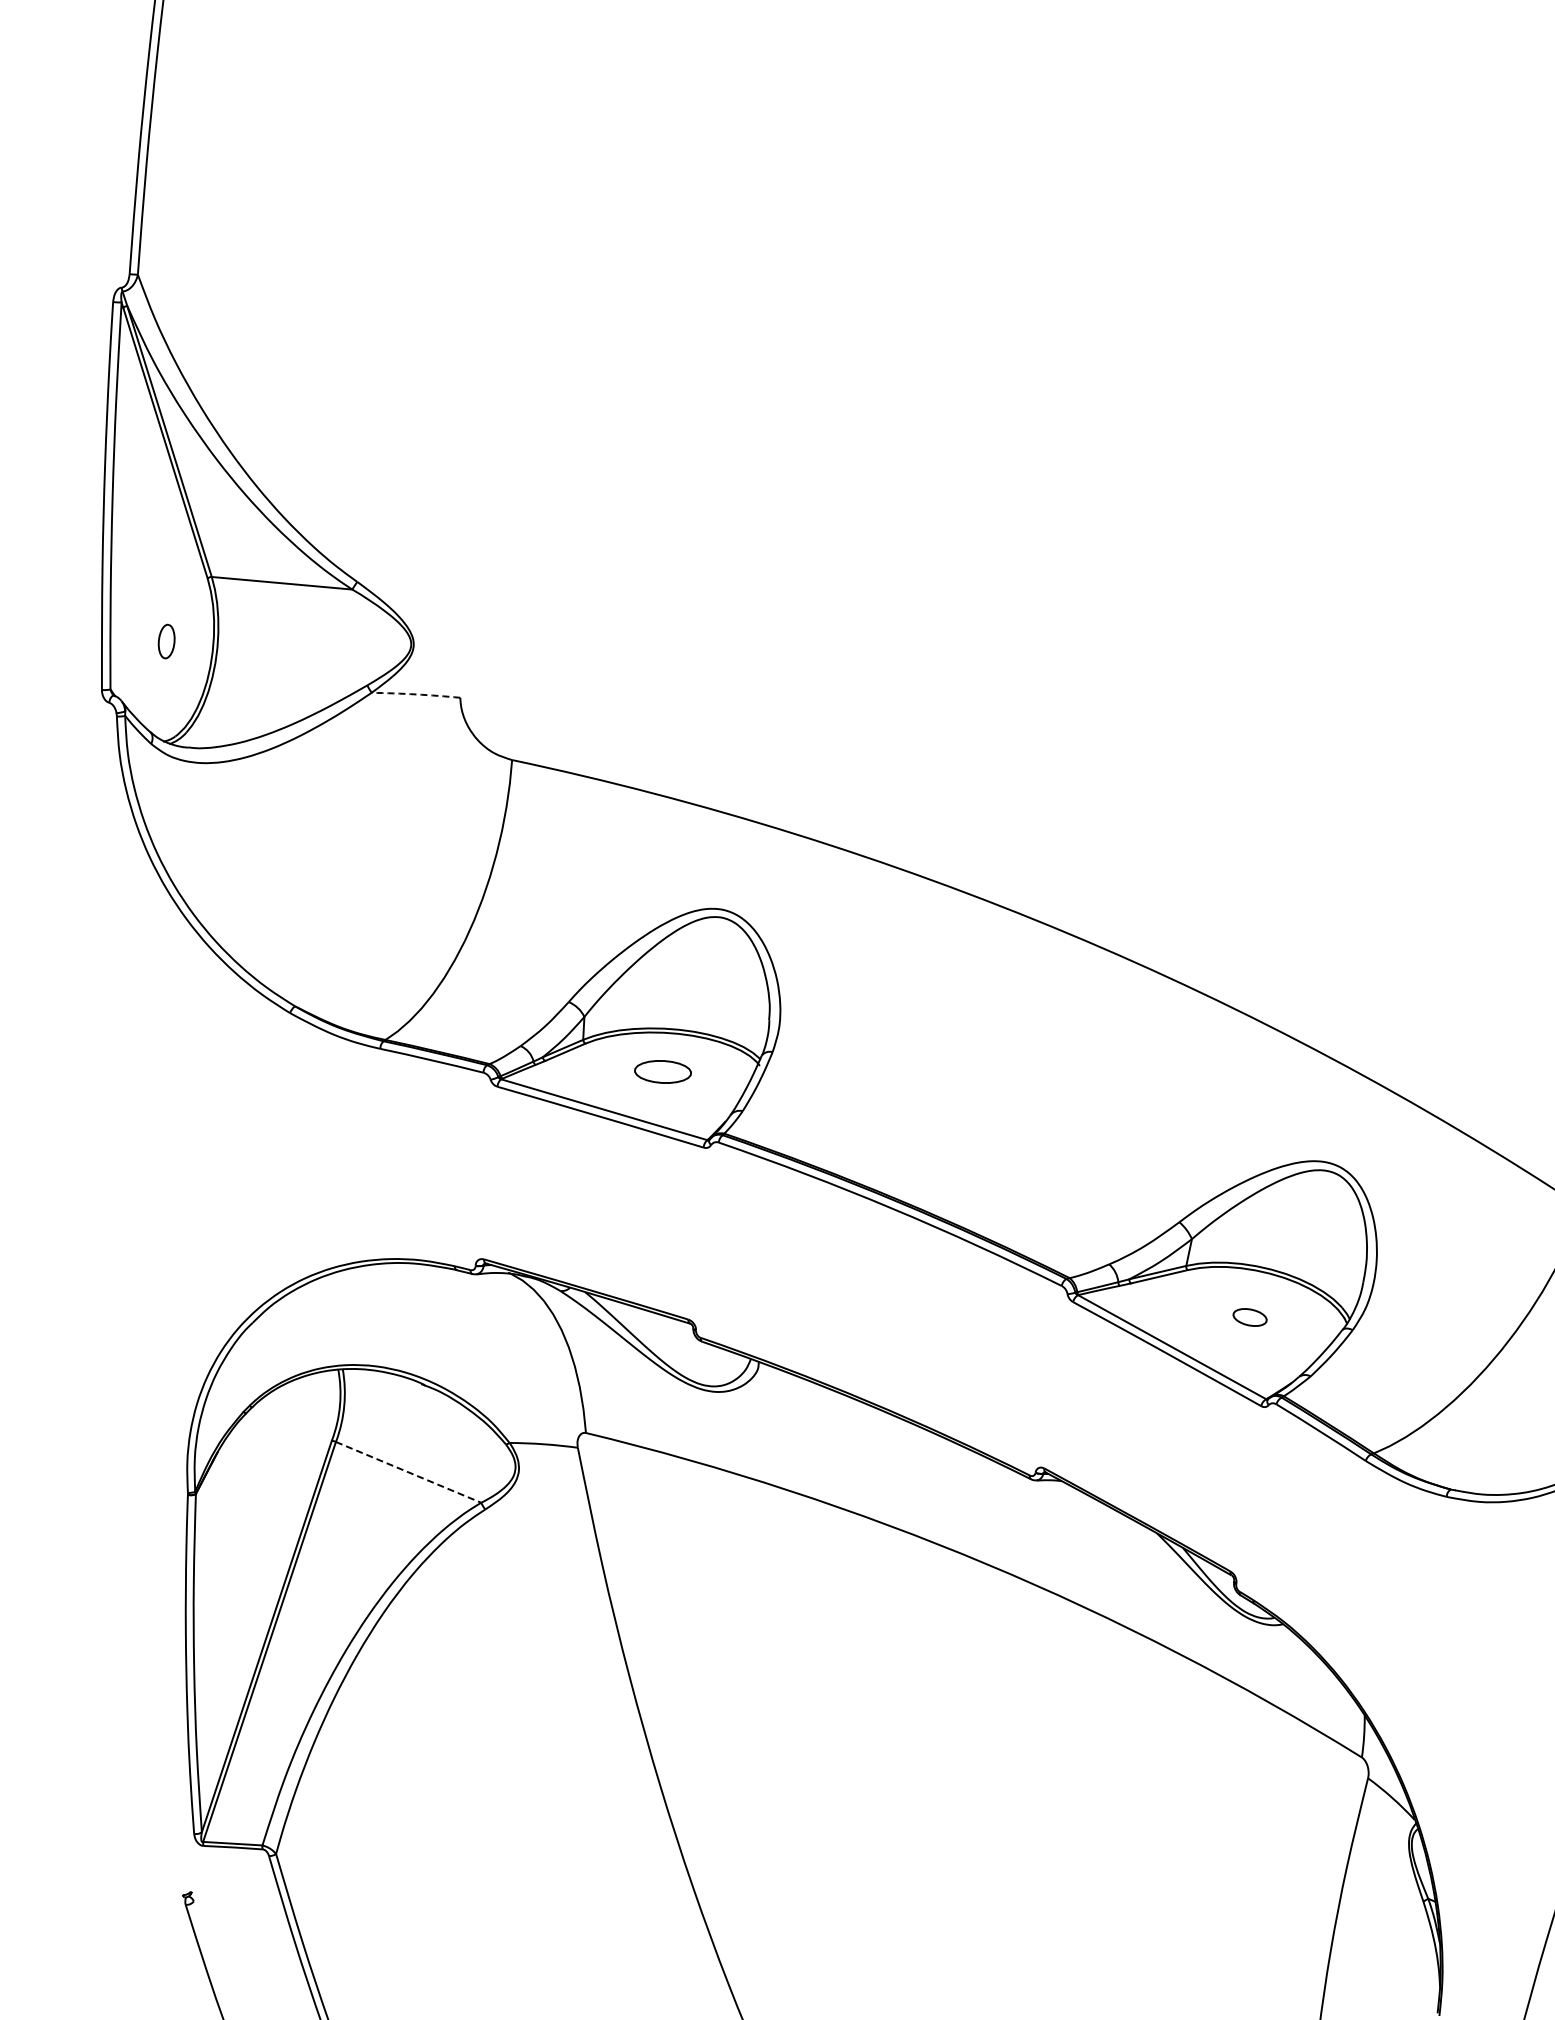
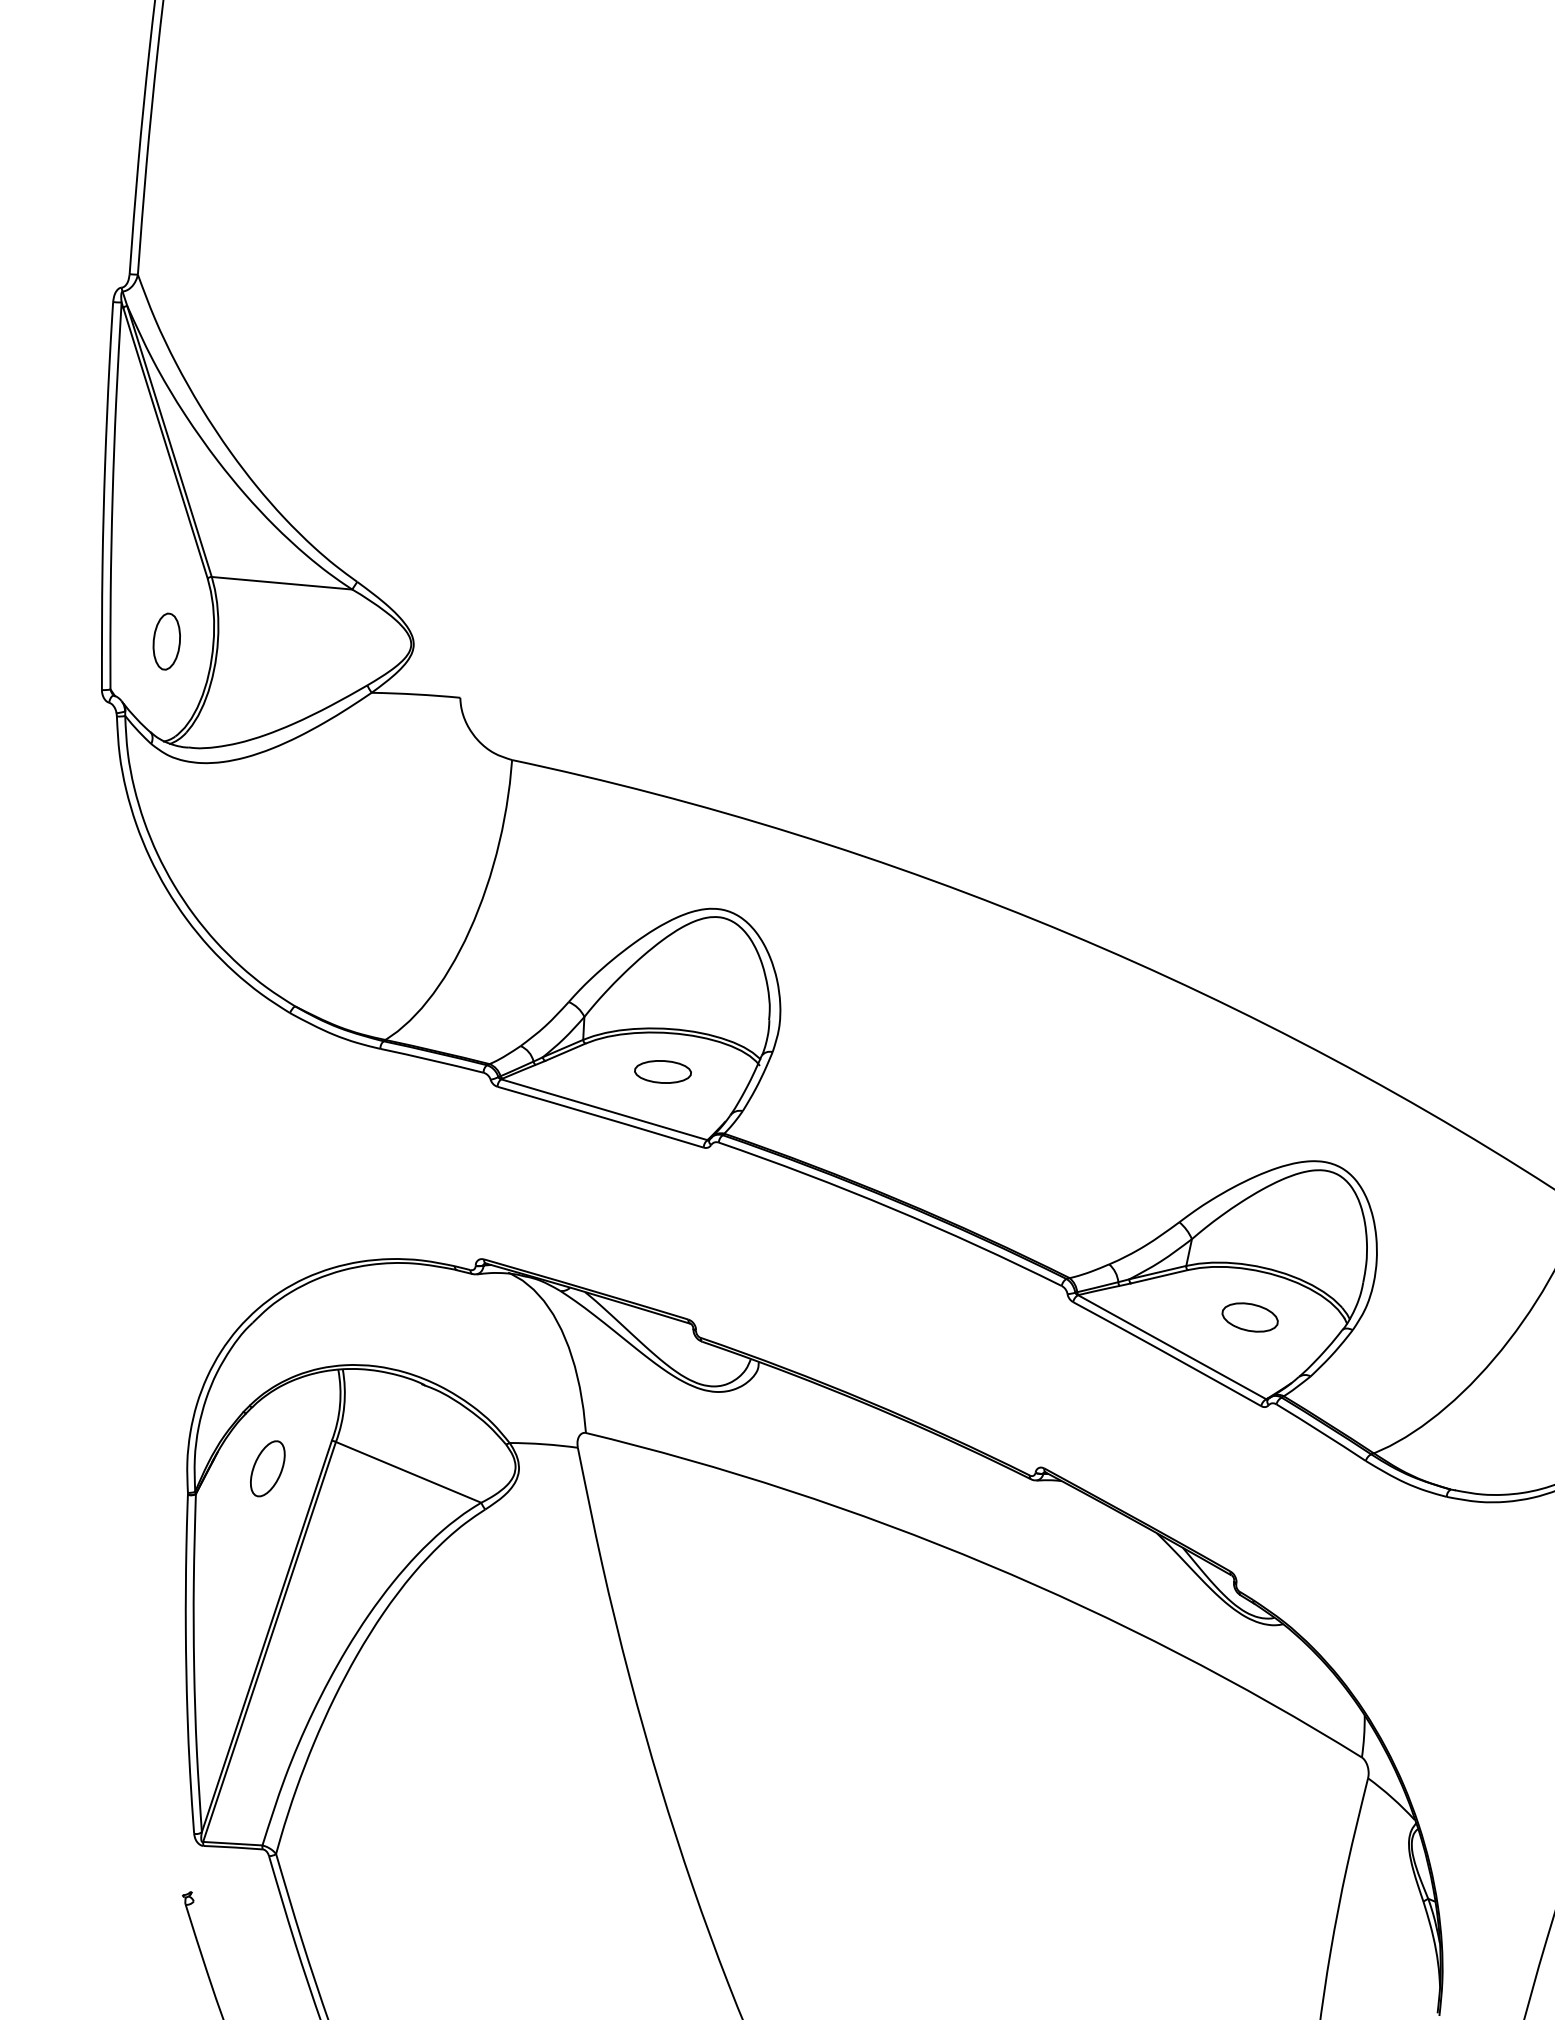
part size: 19x37 px -> 29x59 px (166, 641)
arc: dashed -> solid (416, 694)
part size: 36x19 px -> 58x31 px (1249, 1317)
part: none -> present (267, 1468)
line: dashed -> solid (408, 1472)
